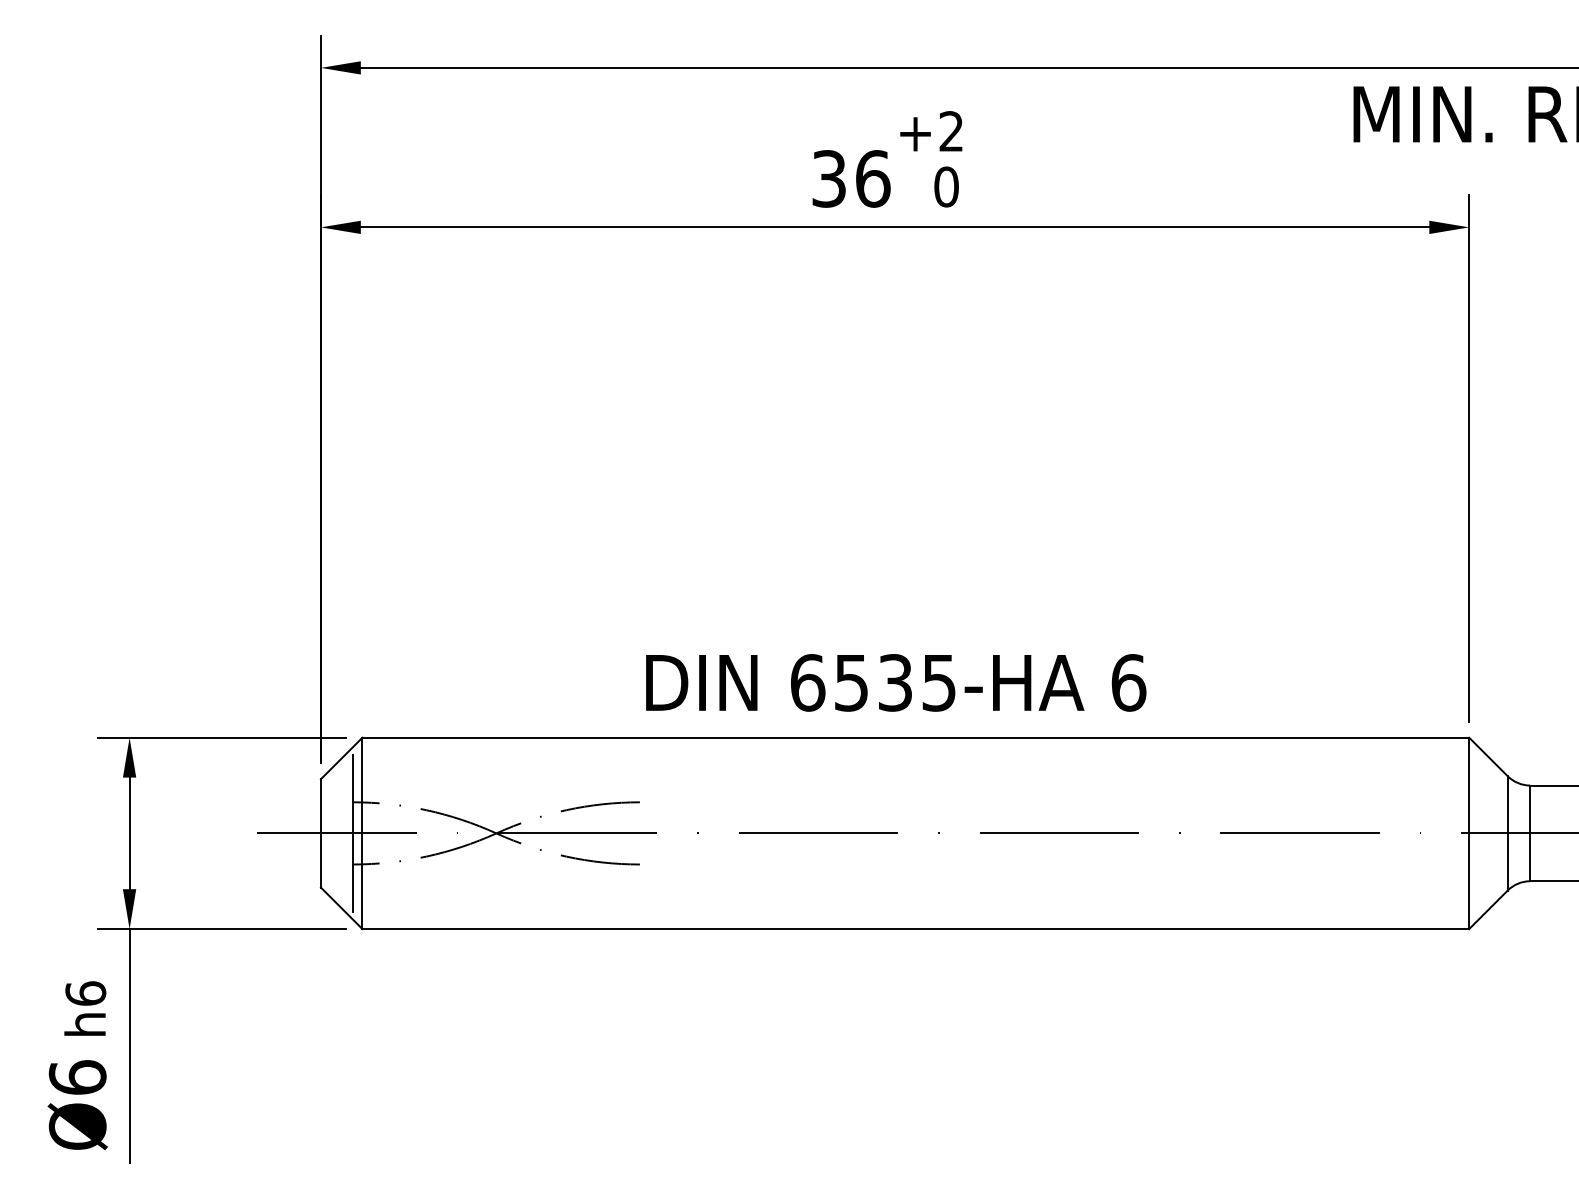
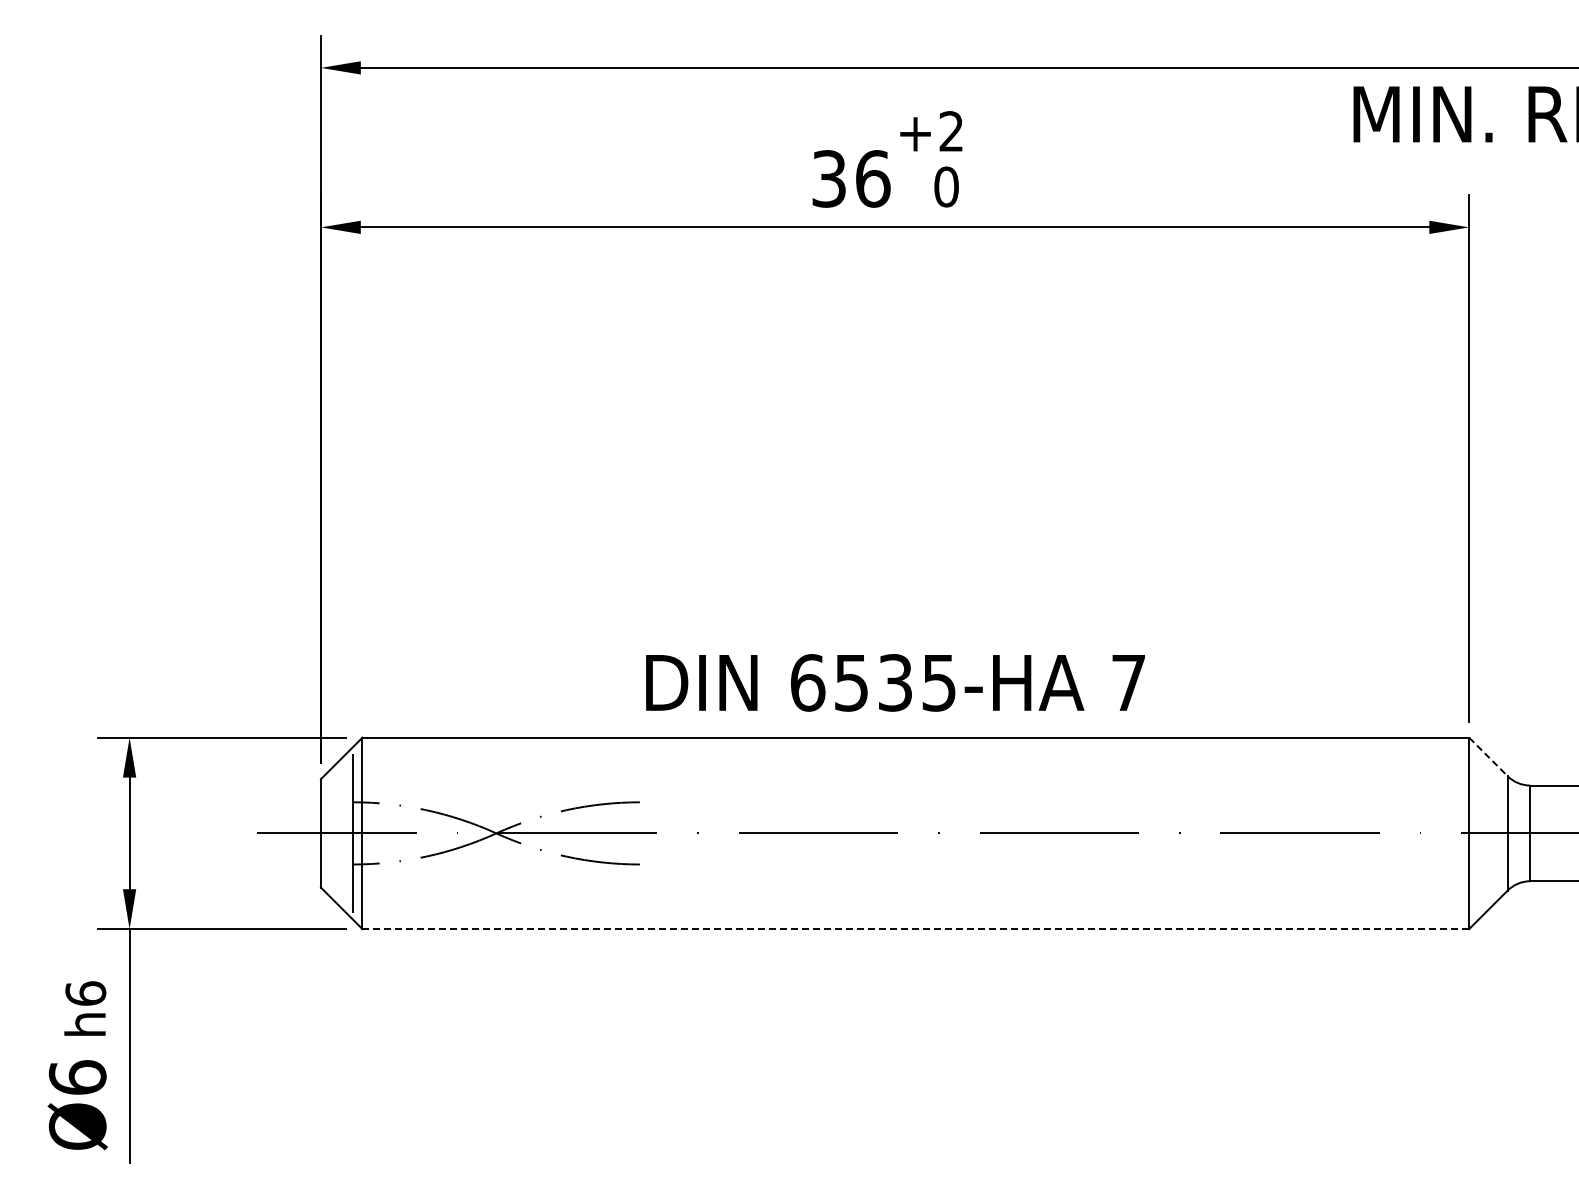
text: 6 -> 7 (1128, 682)
line: solid -> dashed (1488, 757)
line: solid -> dashed (916, 929)
